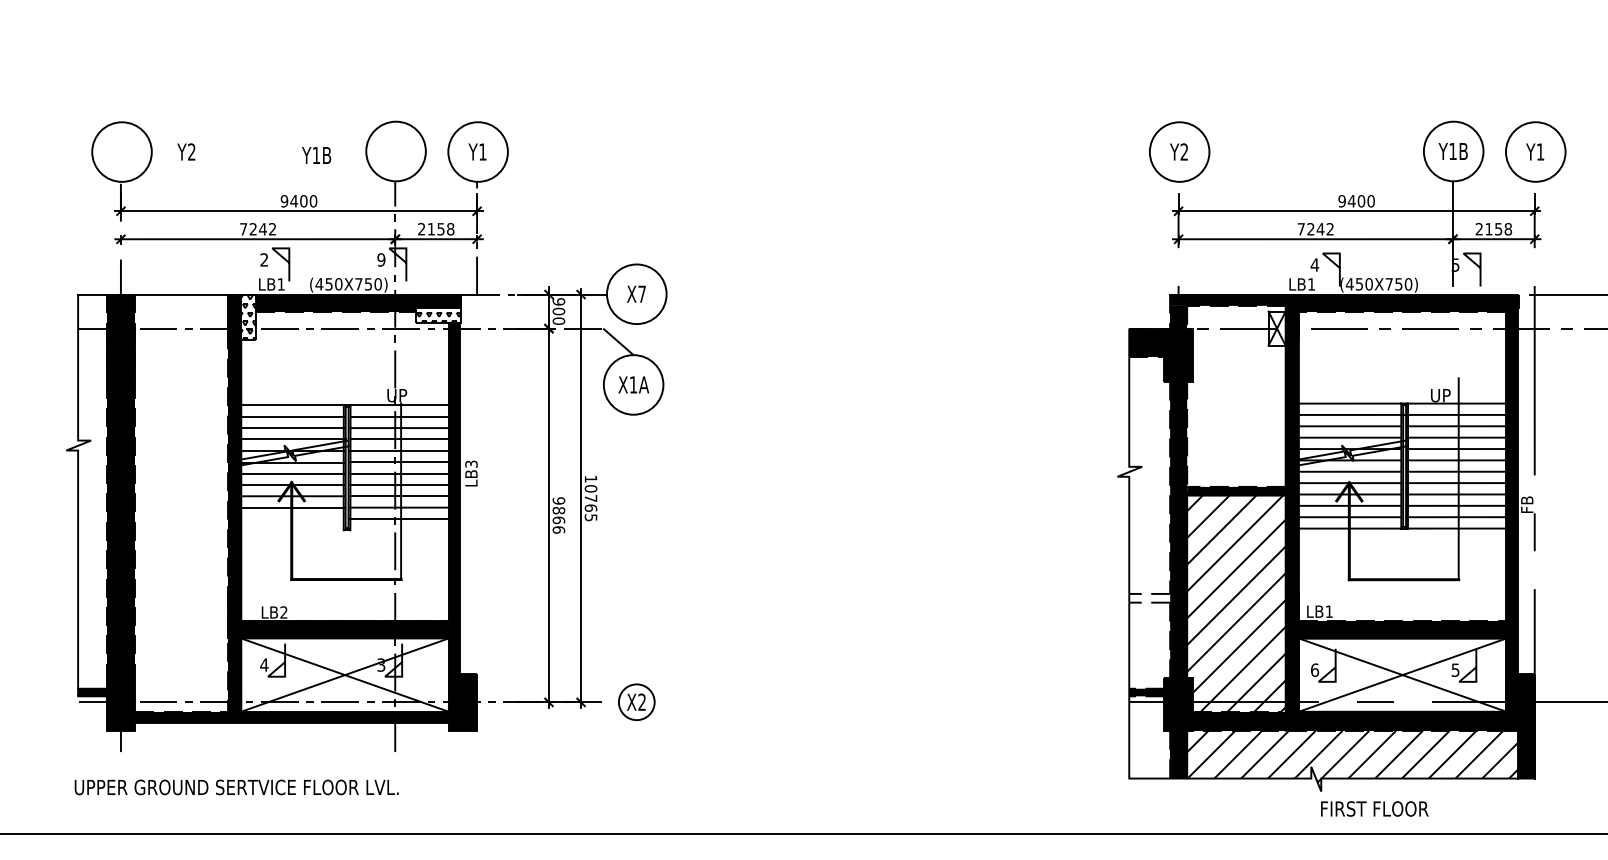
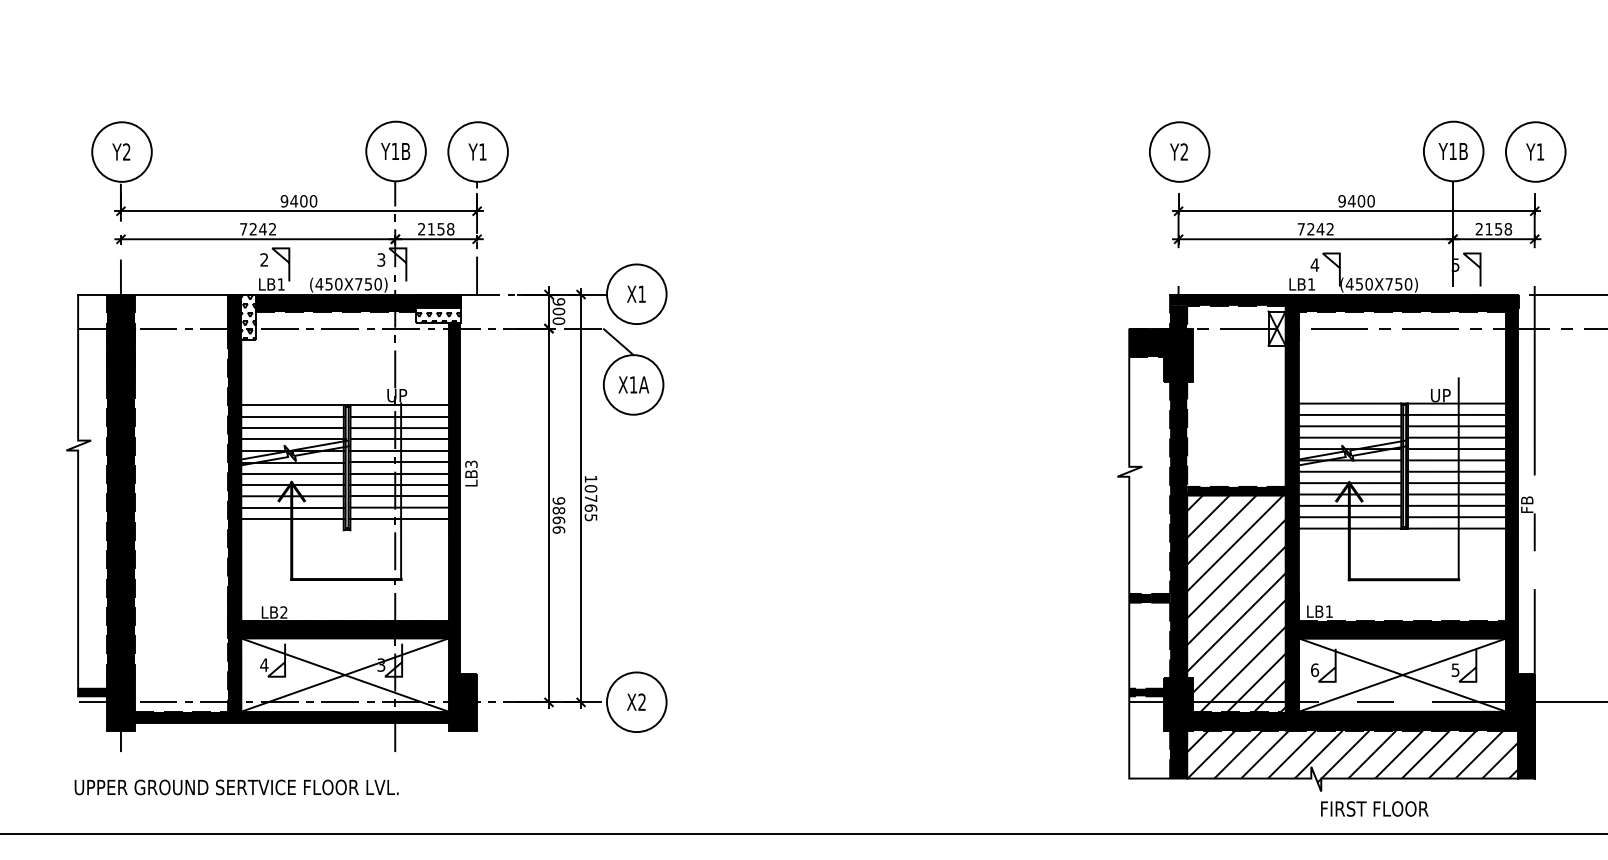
text position: (186, 151) -> (121, 151) (121, 151)
text position: (316, 155) -> (395, 151) (395, 151)
text: 9 -> 3 (381, 259)
text: X7 -> X1 (641, 293)
line: none -> present (292, 519)
fill: none -> present (1149, 597)
circle diameter: 36 px -> 60 px (636, 702)
